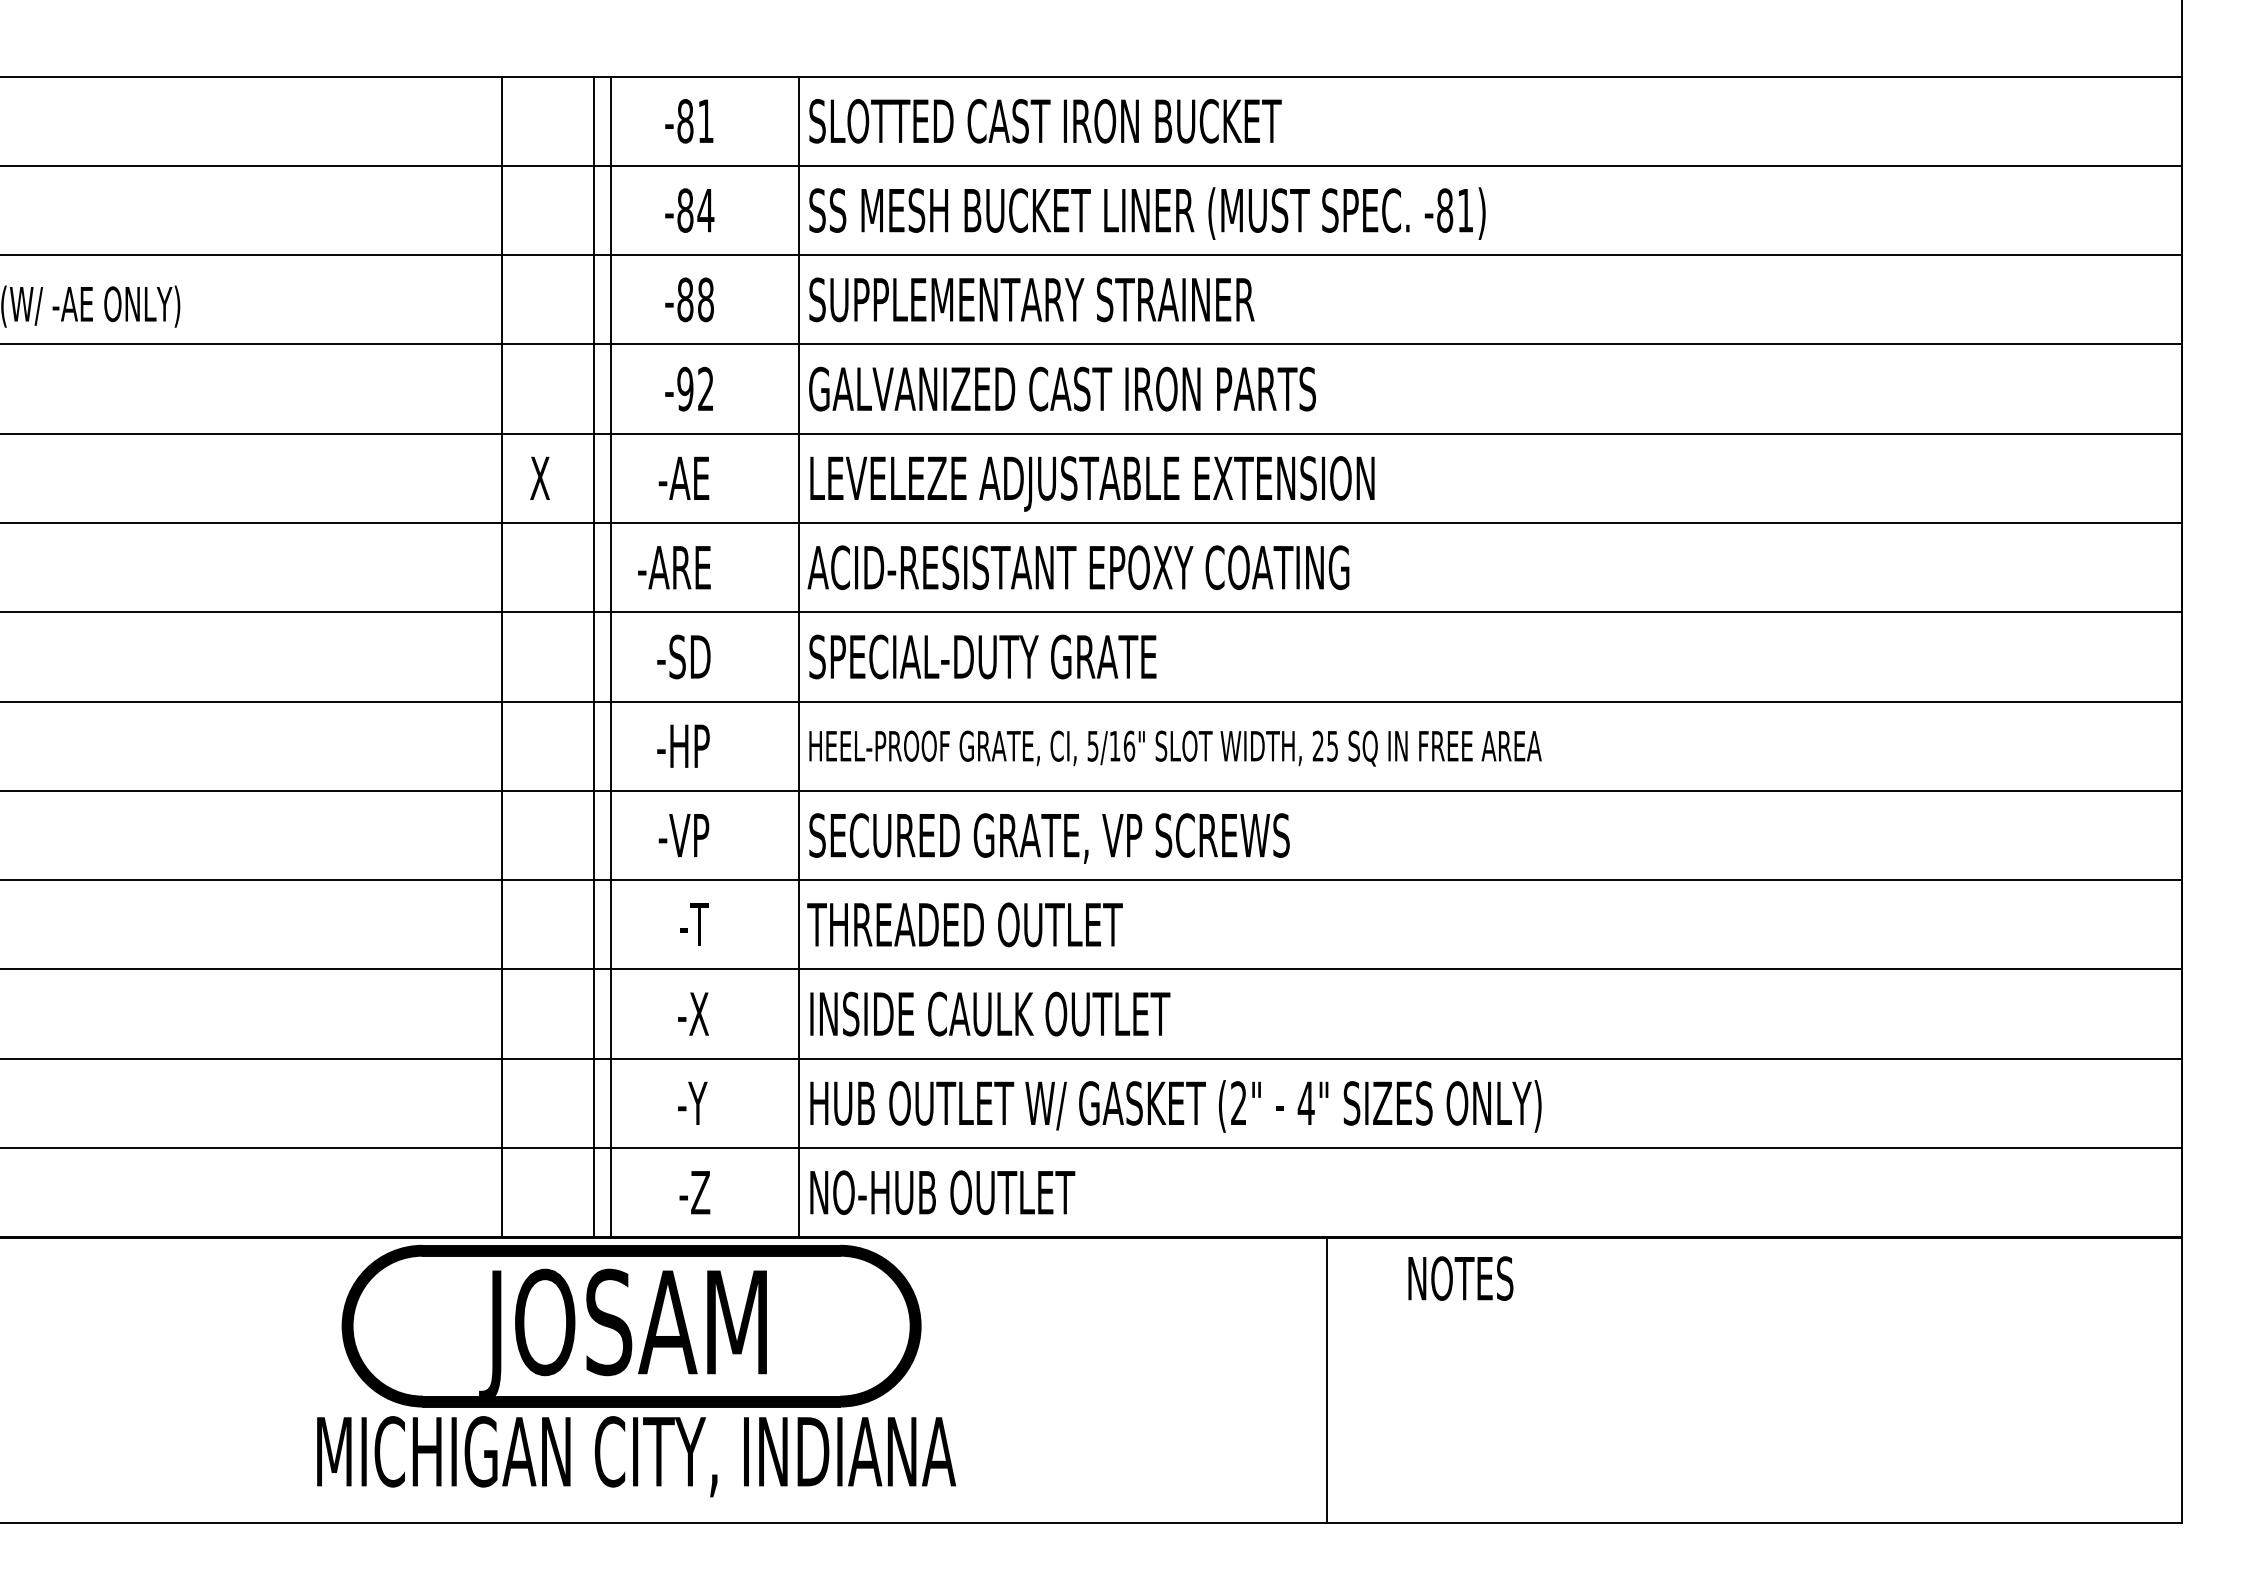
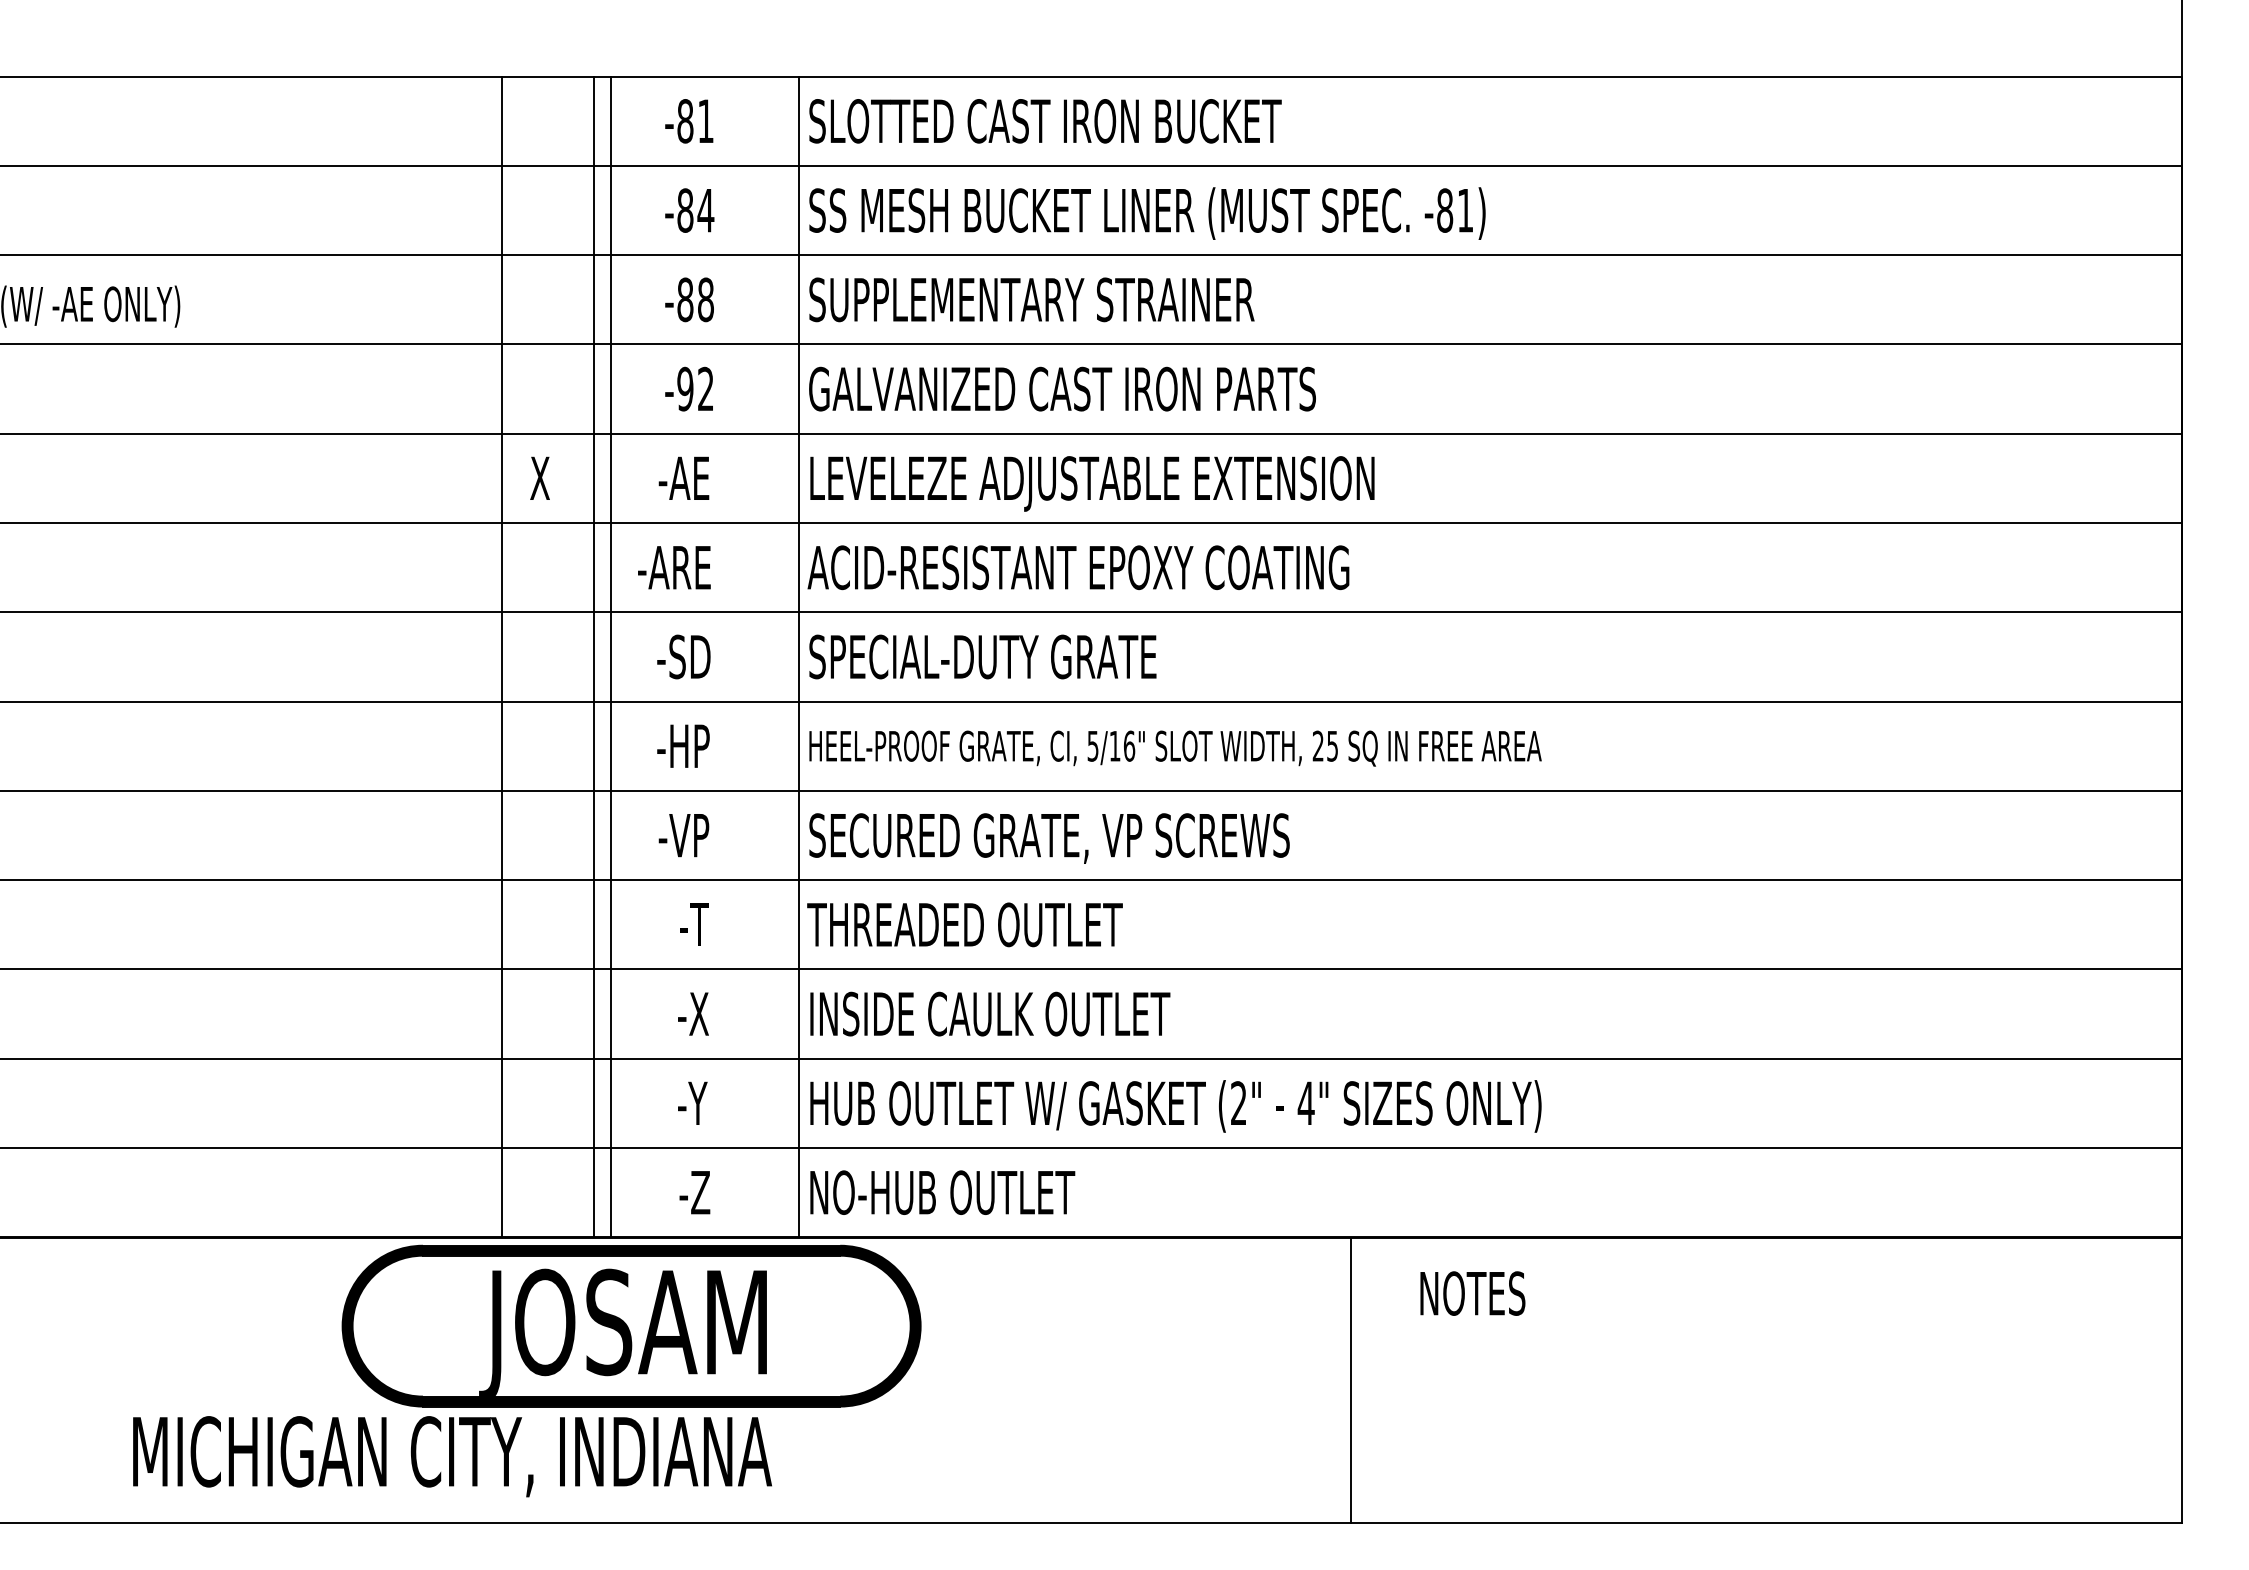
text position: (1460, 1278) -> (1472, 1293) (1472, 1293)
line position: (1326, 1379) -> (1350, 1379) (1350, 1379)
text position: (636, 1456) -> (452, 1456) (452, 1456)
